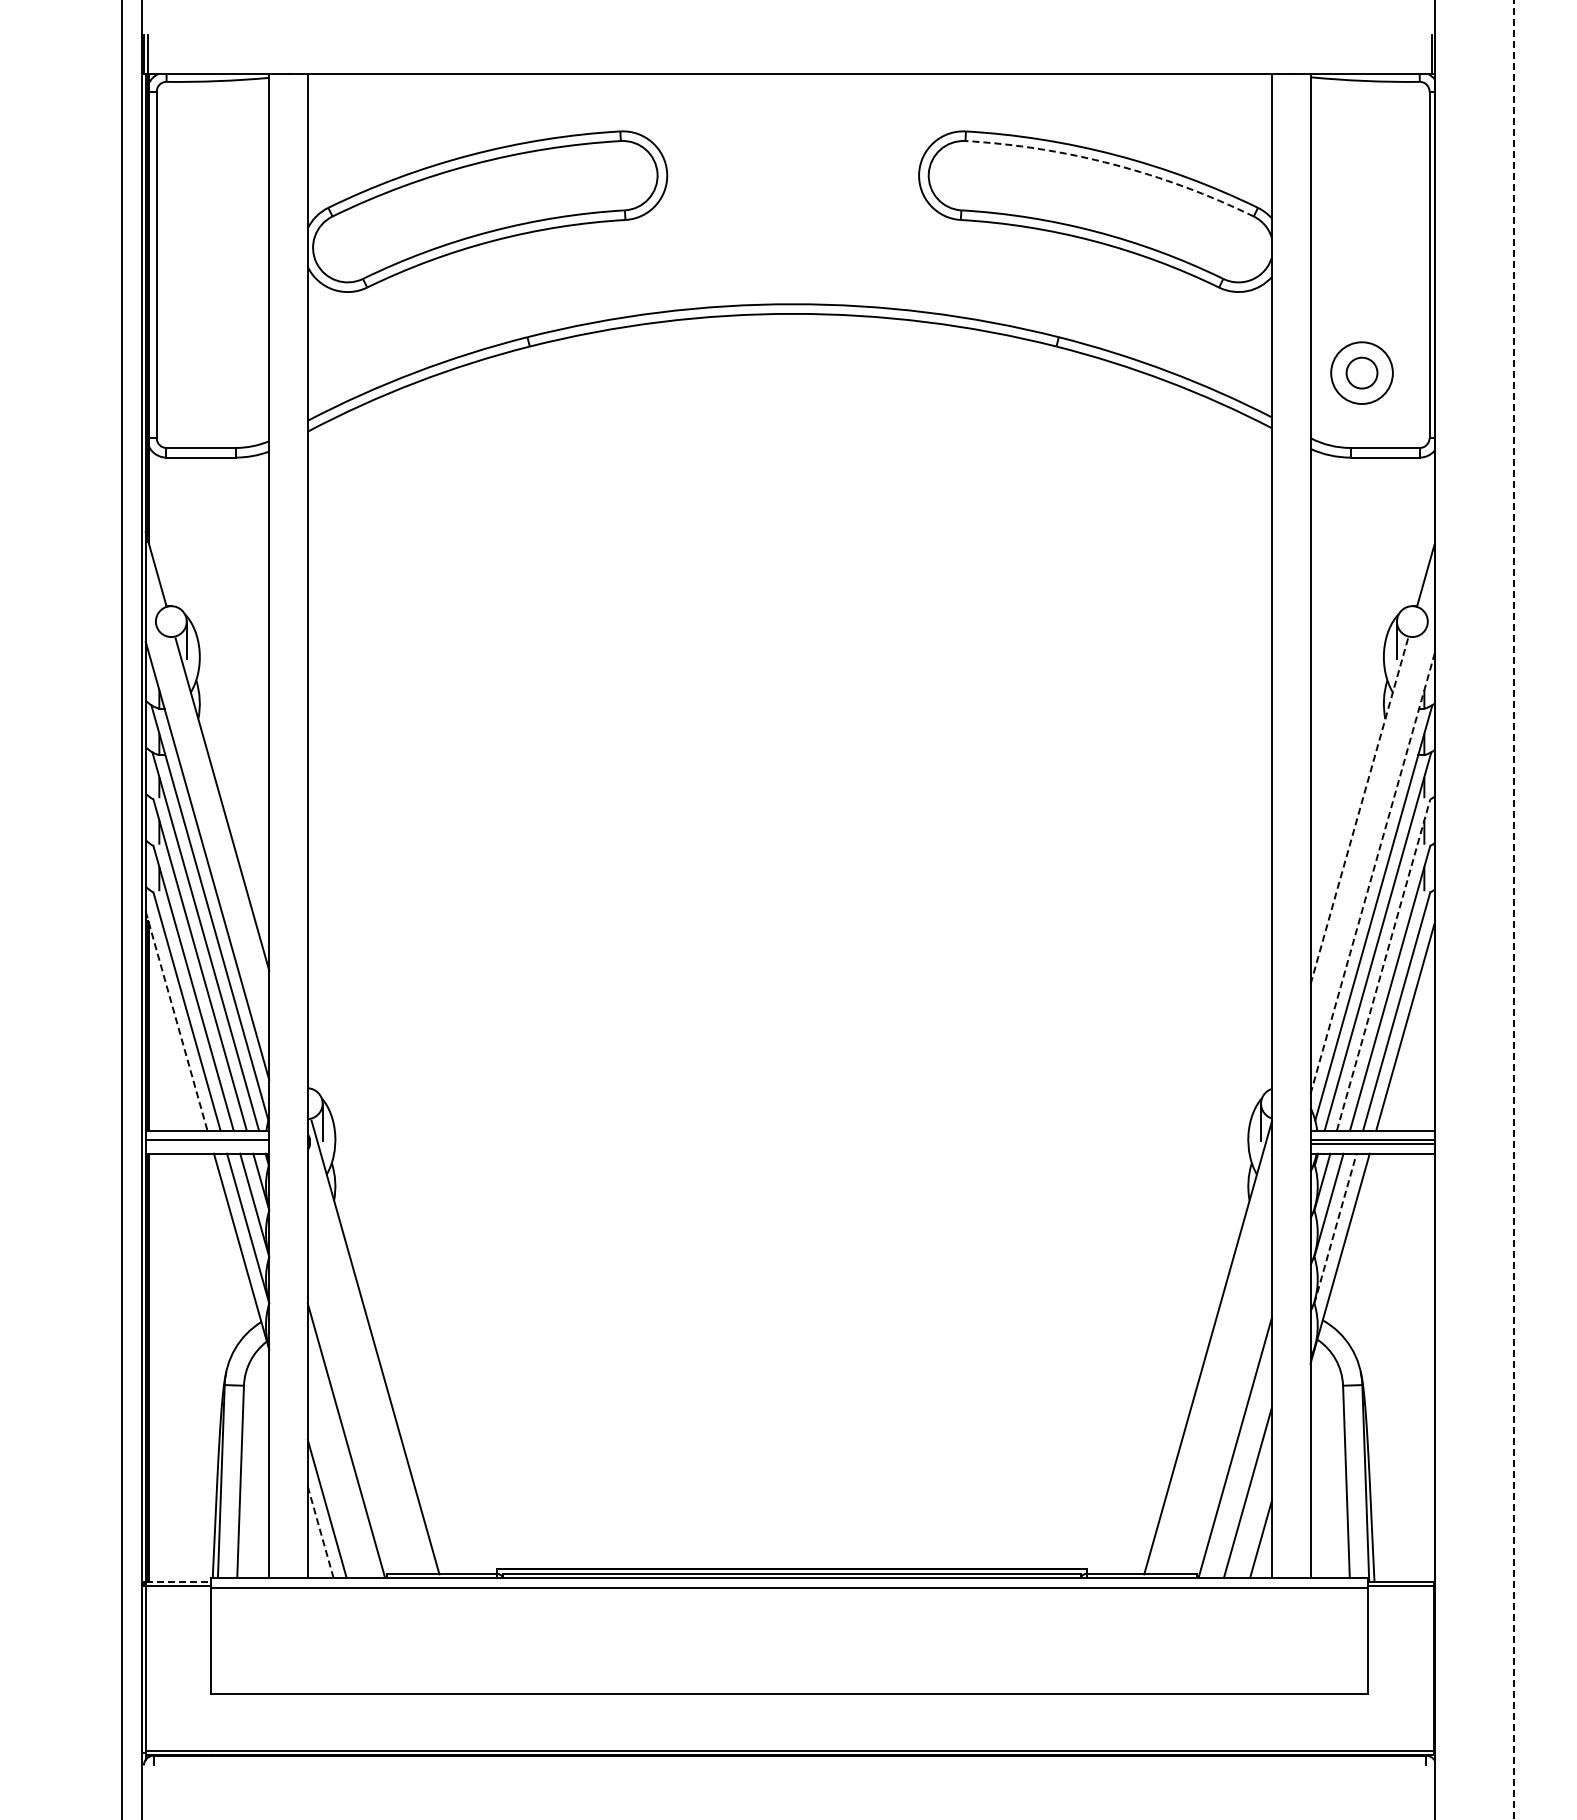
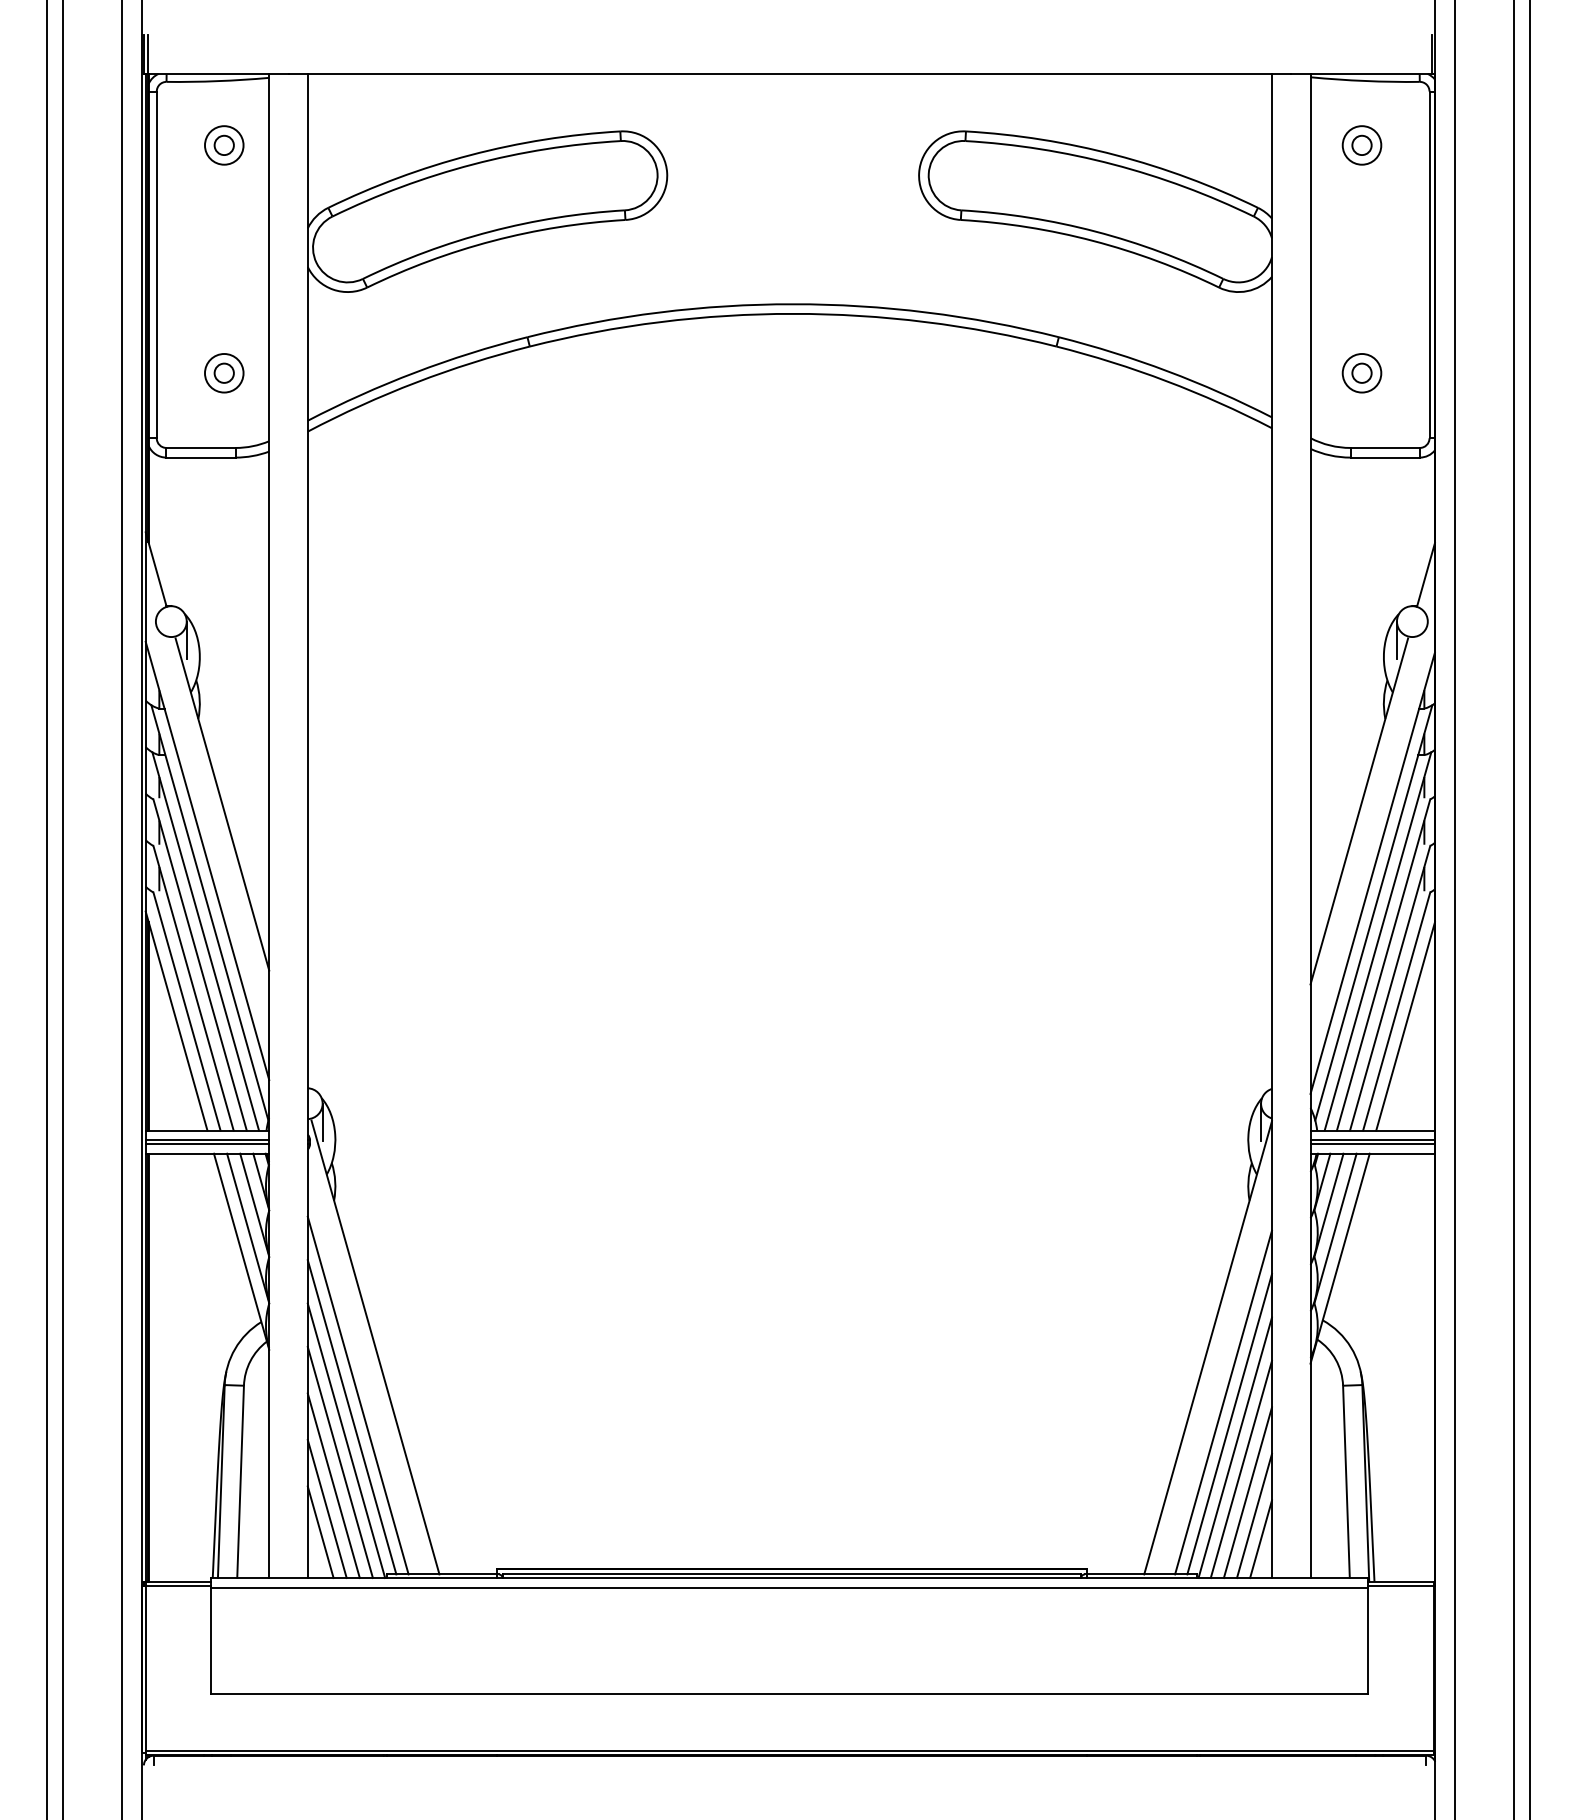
part: none -> present (224, 145)
part: none -> present (1361, 145)
arc: dashed -> solid (1113, 164)
part size: 64x64 px -> 42x41 px (1361, 373)
part: none -> present (224, 373)
line: dashed -> solid (1359, 811)
line: dashed -> solid (1372, 872)
line: none -> present (47, 909)
line: none -> present (62, 909)
line: none -> present (1454, 909)
line: none -> present (1529, 909)
line: dashed -> solid (1514, 910)
line: dashed -> solid (1383, 964)
line: dashed -> solid (176, 1021)
line: none -> present (207, 1144)
line: dashed -> solid (1335, 1228)
line: none -> present (357, 1395)
line: none -> present (1223, 1402)
line: none -> present (351, 1417)
line: none -> present (1229, 1424)
line: none -> present (339, 1462)
line: none -> present (1240, 1469)
line: none -> present (333, 1485)
line: none -> present (1254, 1515)
line: dashed -> solid (320, 1532)
line: dashed -> solid (178, 1581)
